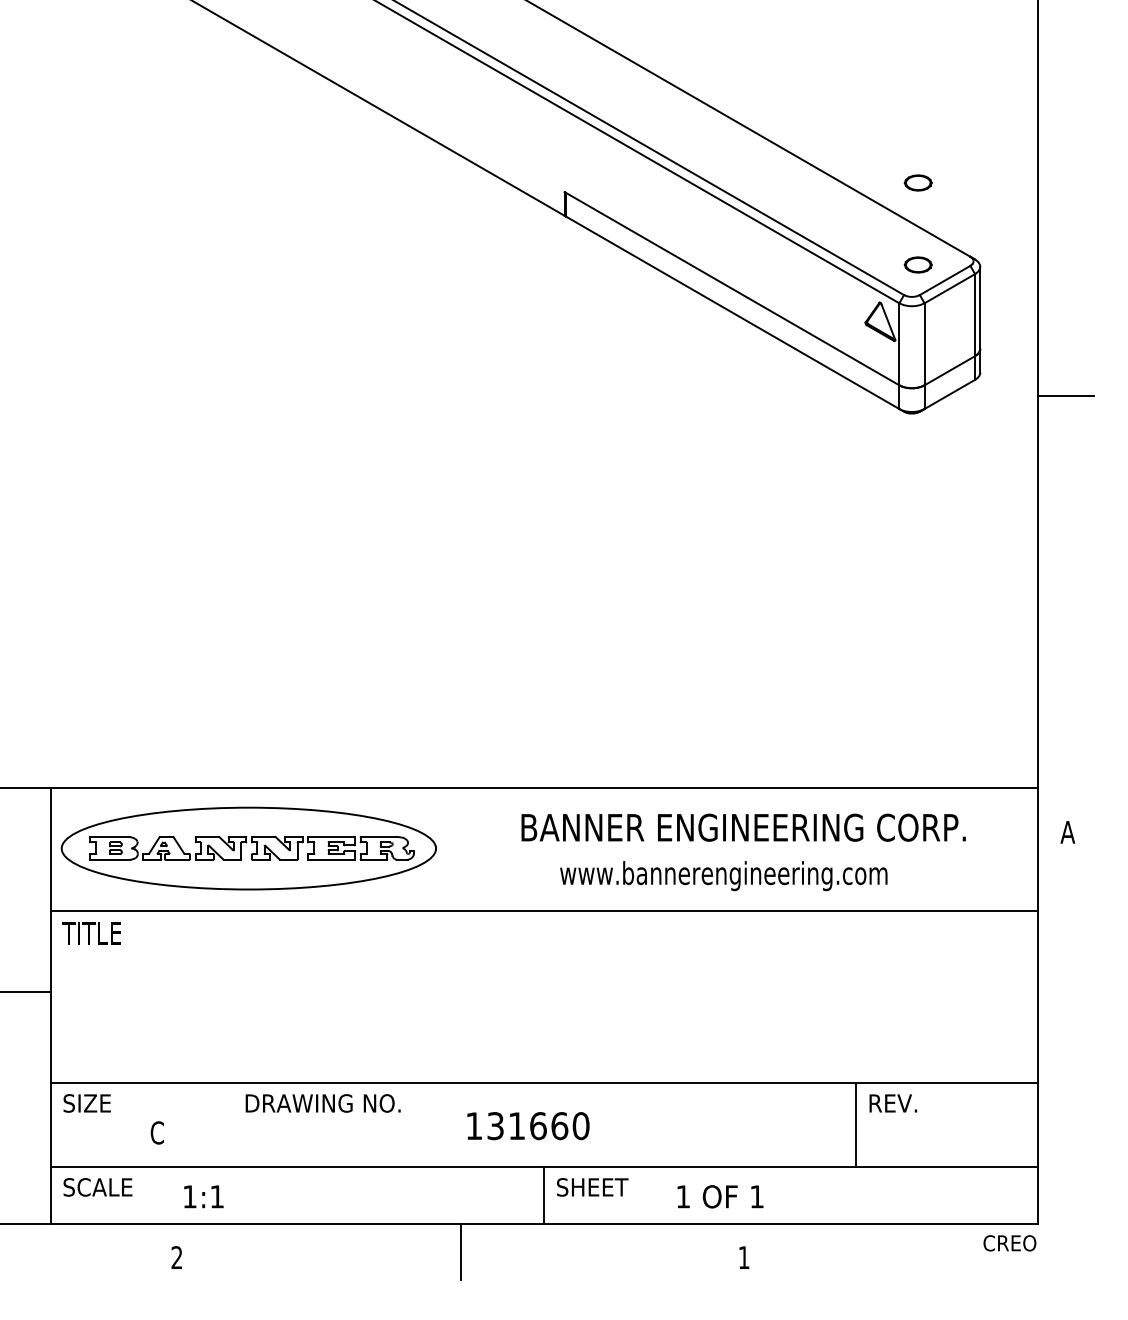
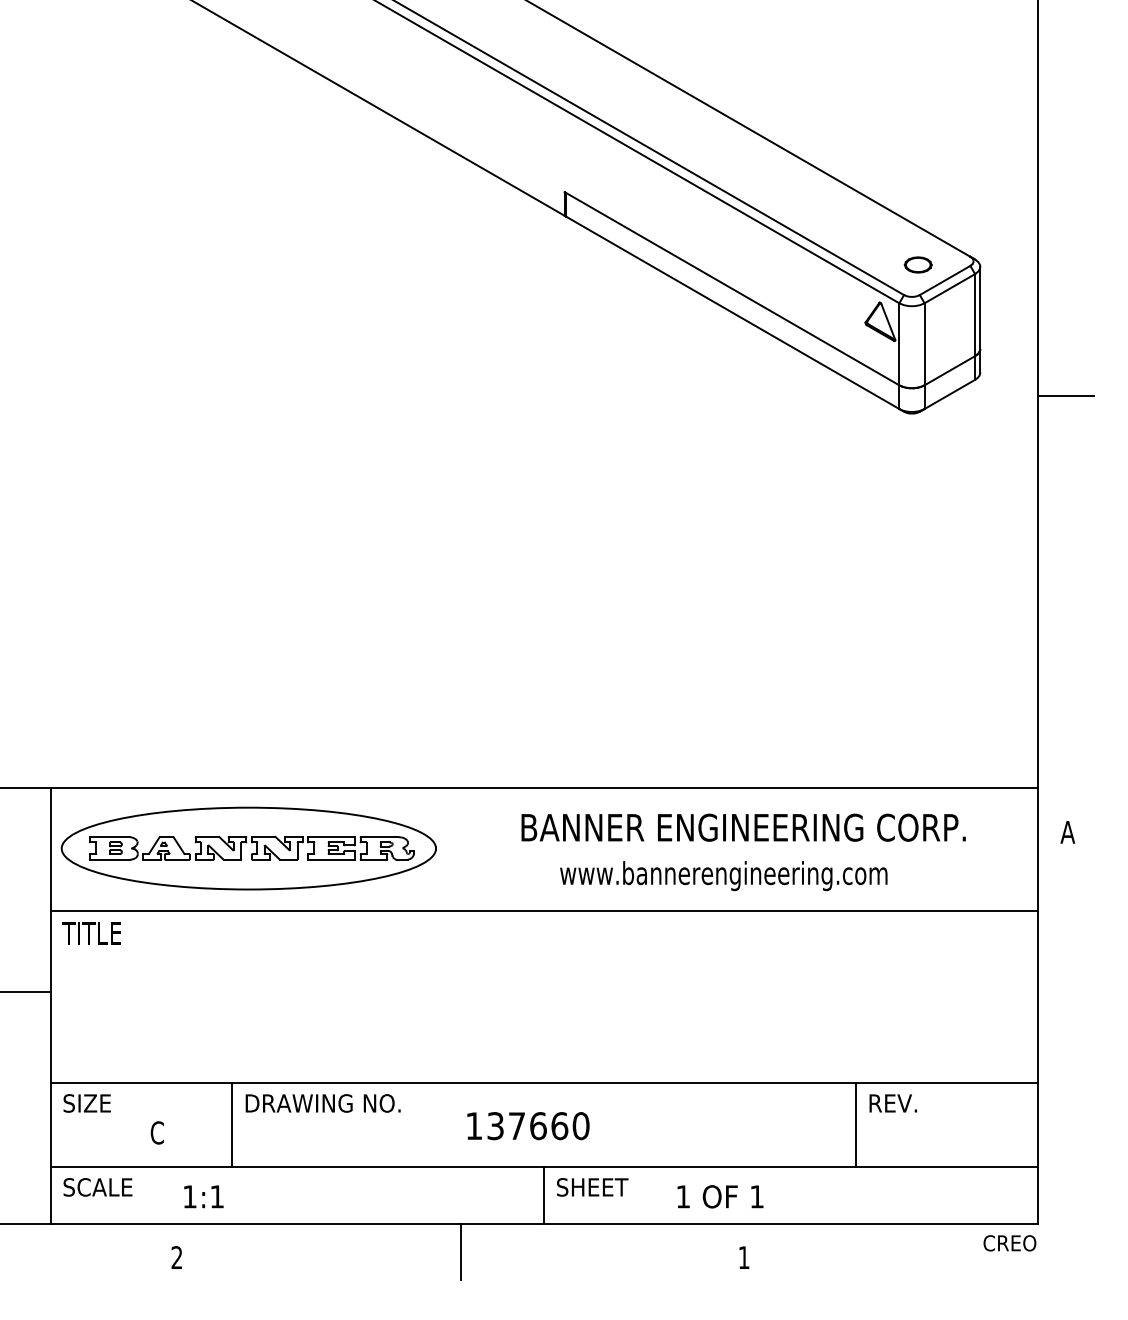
part: present -> none (917, 182)
line: none -> present (232, 1124)
text: 131660 -> 137660 (516, 1125)
